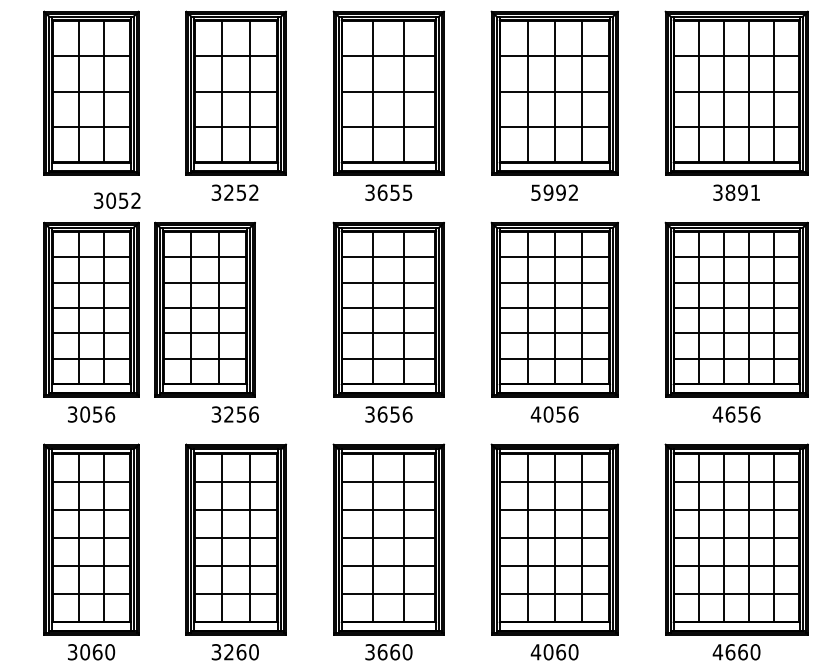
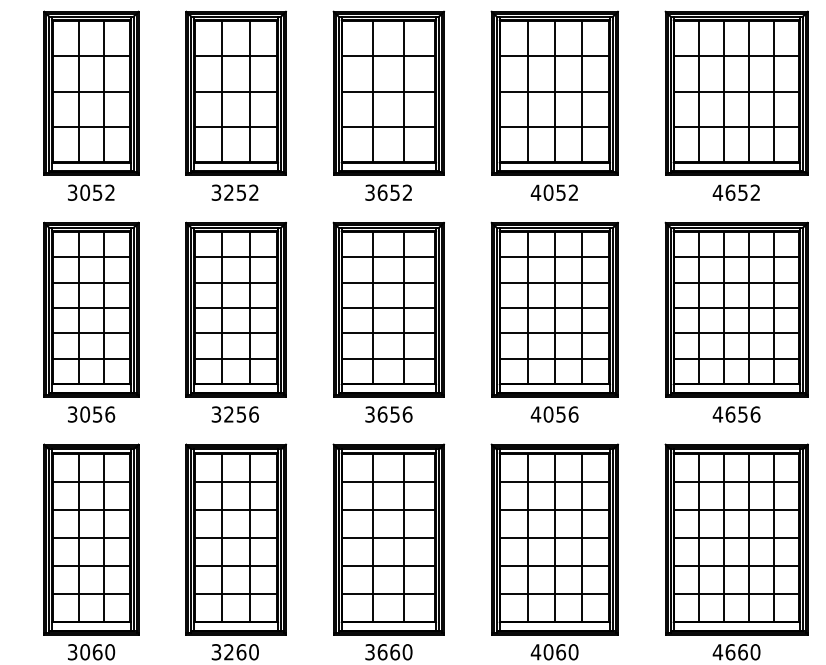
text: 3655 -> 3652 (407, 192)
text: 5992 -> 4052 (547, 192)
text: 3891 -> 4652 (735, 192)
text position: (117, 200) -> (91, 192) (91, 192)
part position: (204, 309) -> (235, 309) (235, 309)
